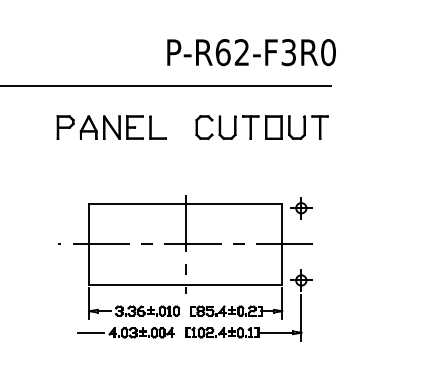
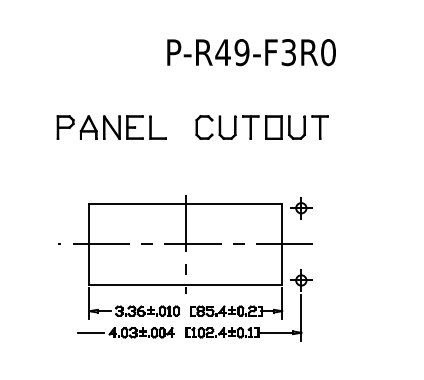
text: P-R62-F3R0 -> P-R49-F3R0 (232, 52)
line: present -> none (166, 86)
